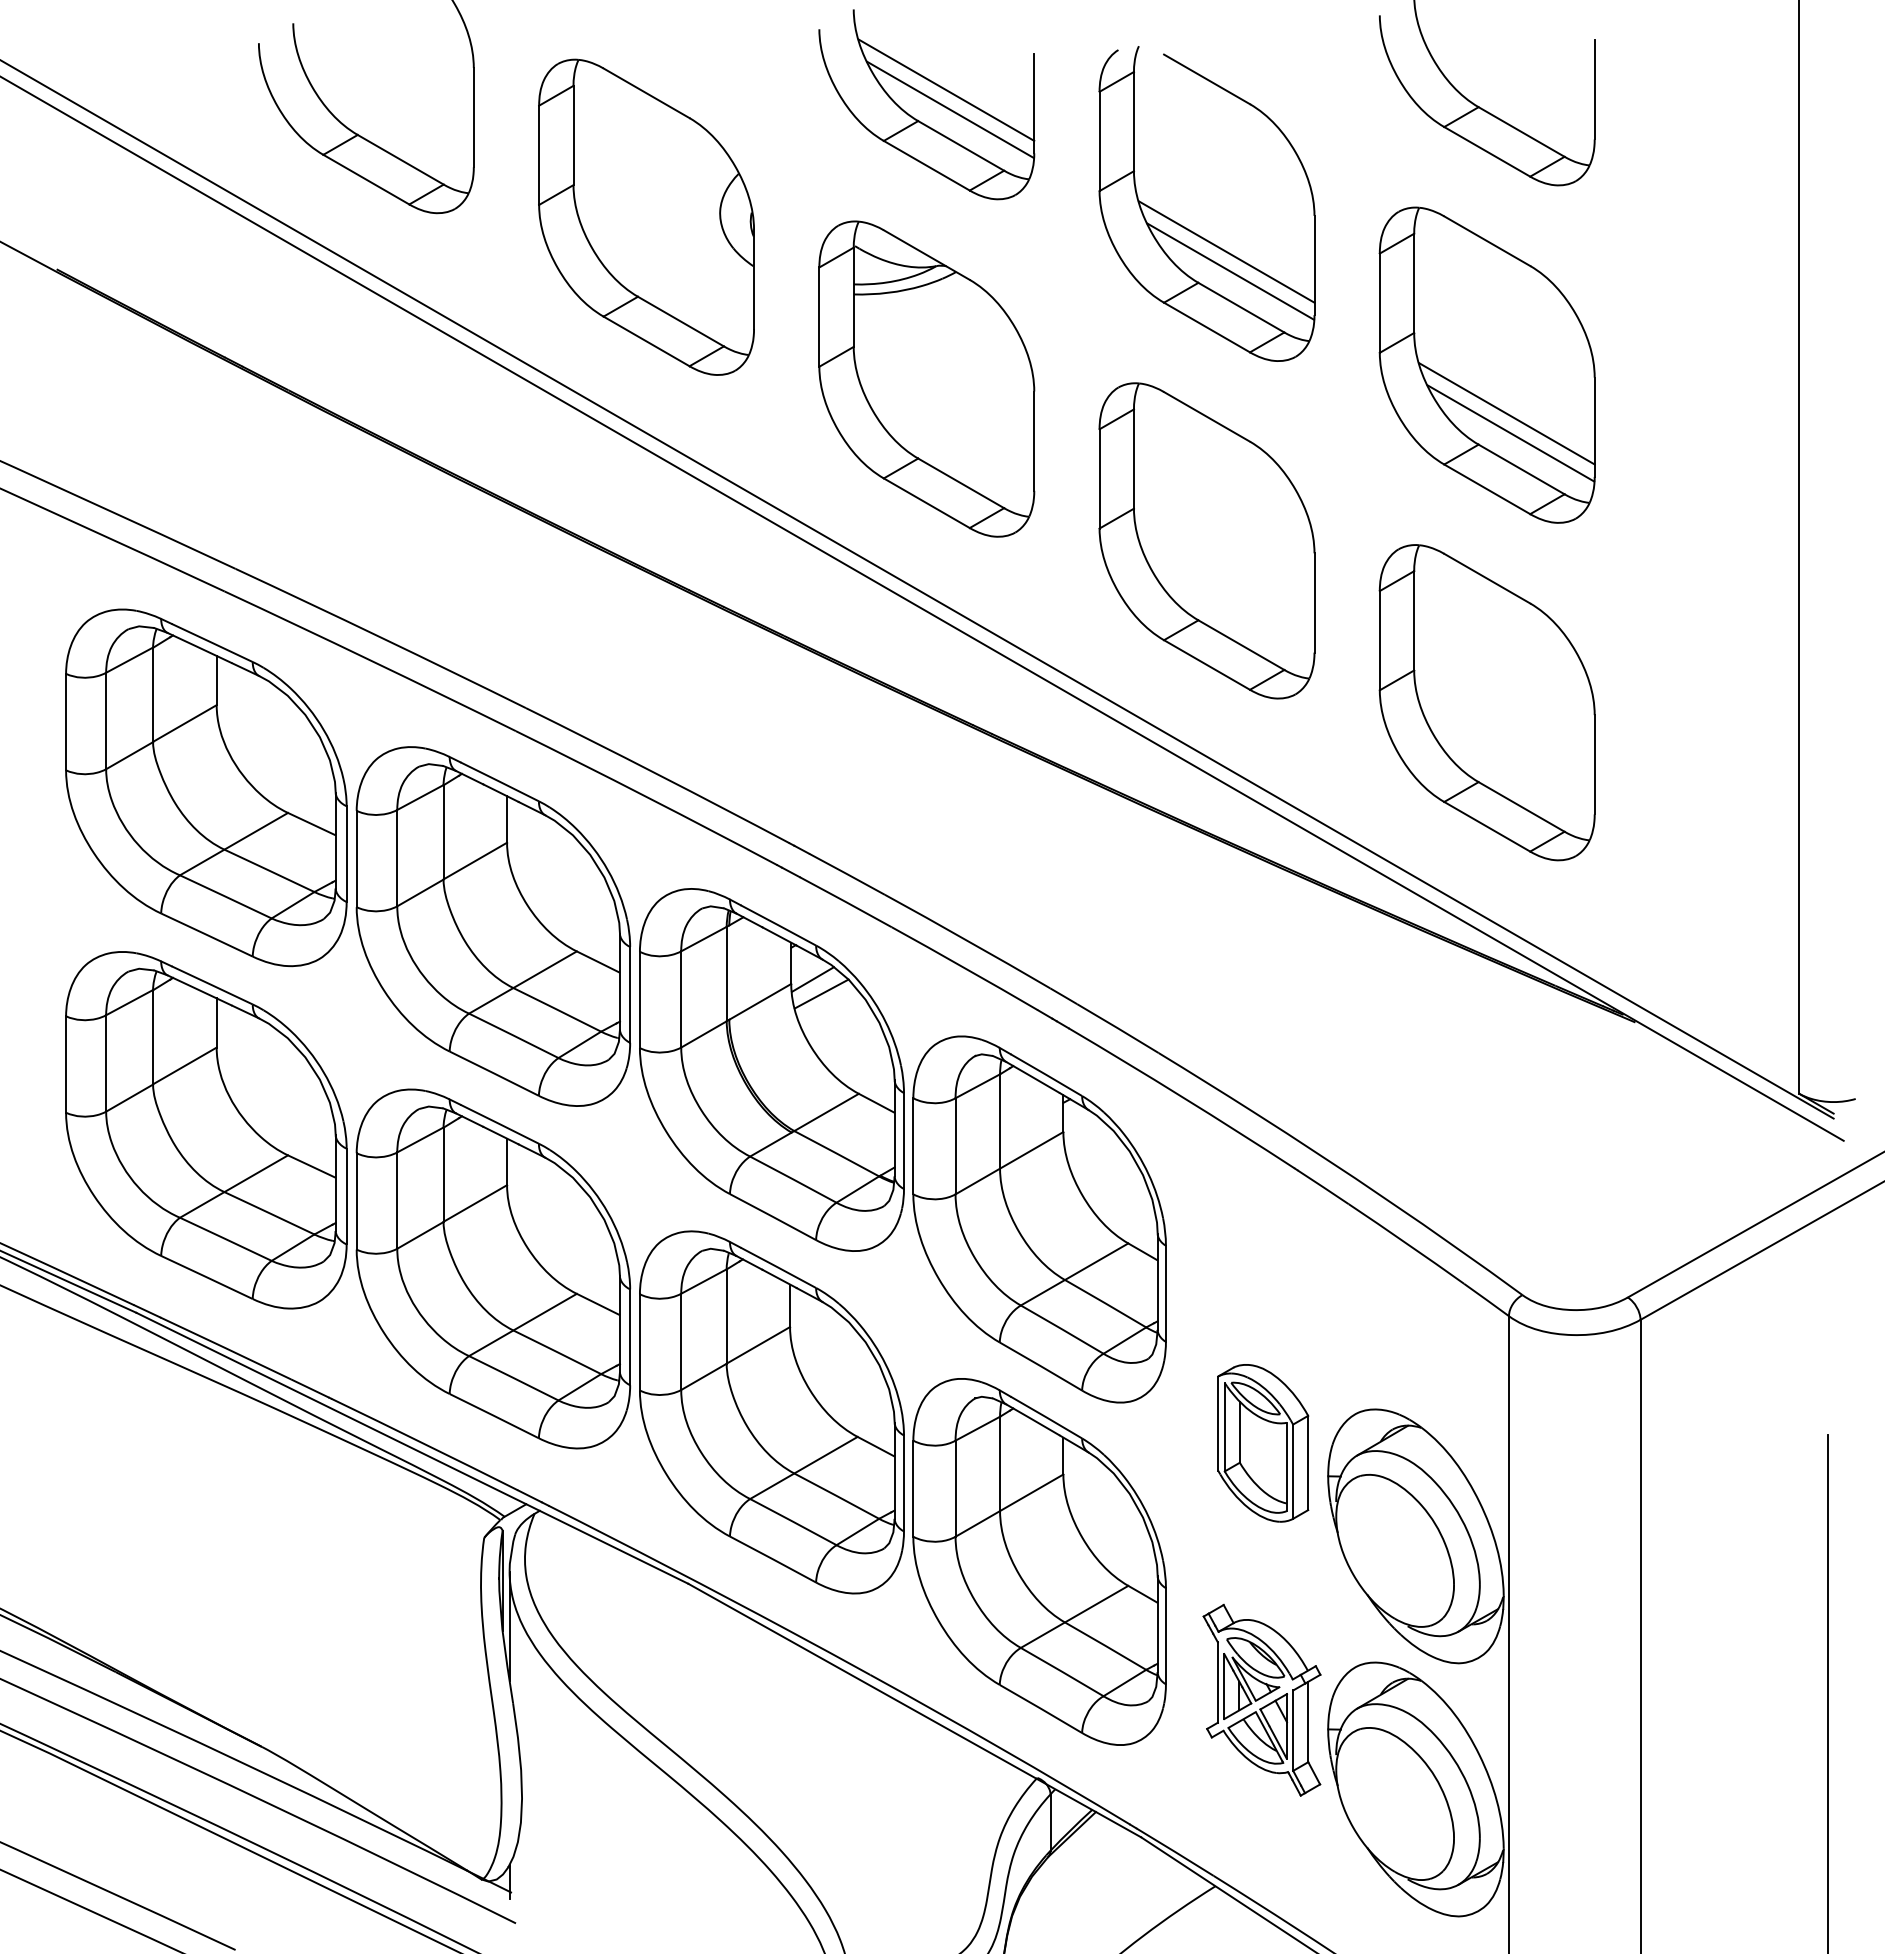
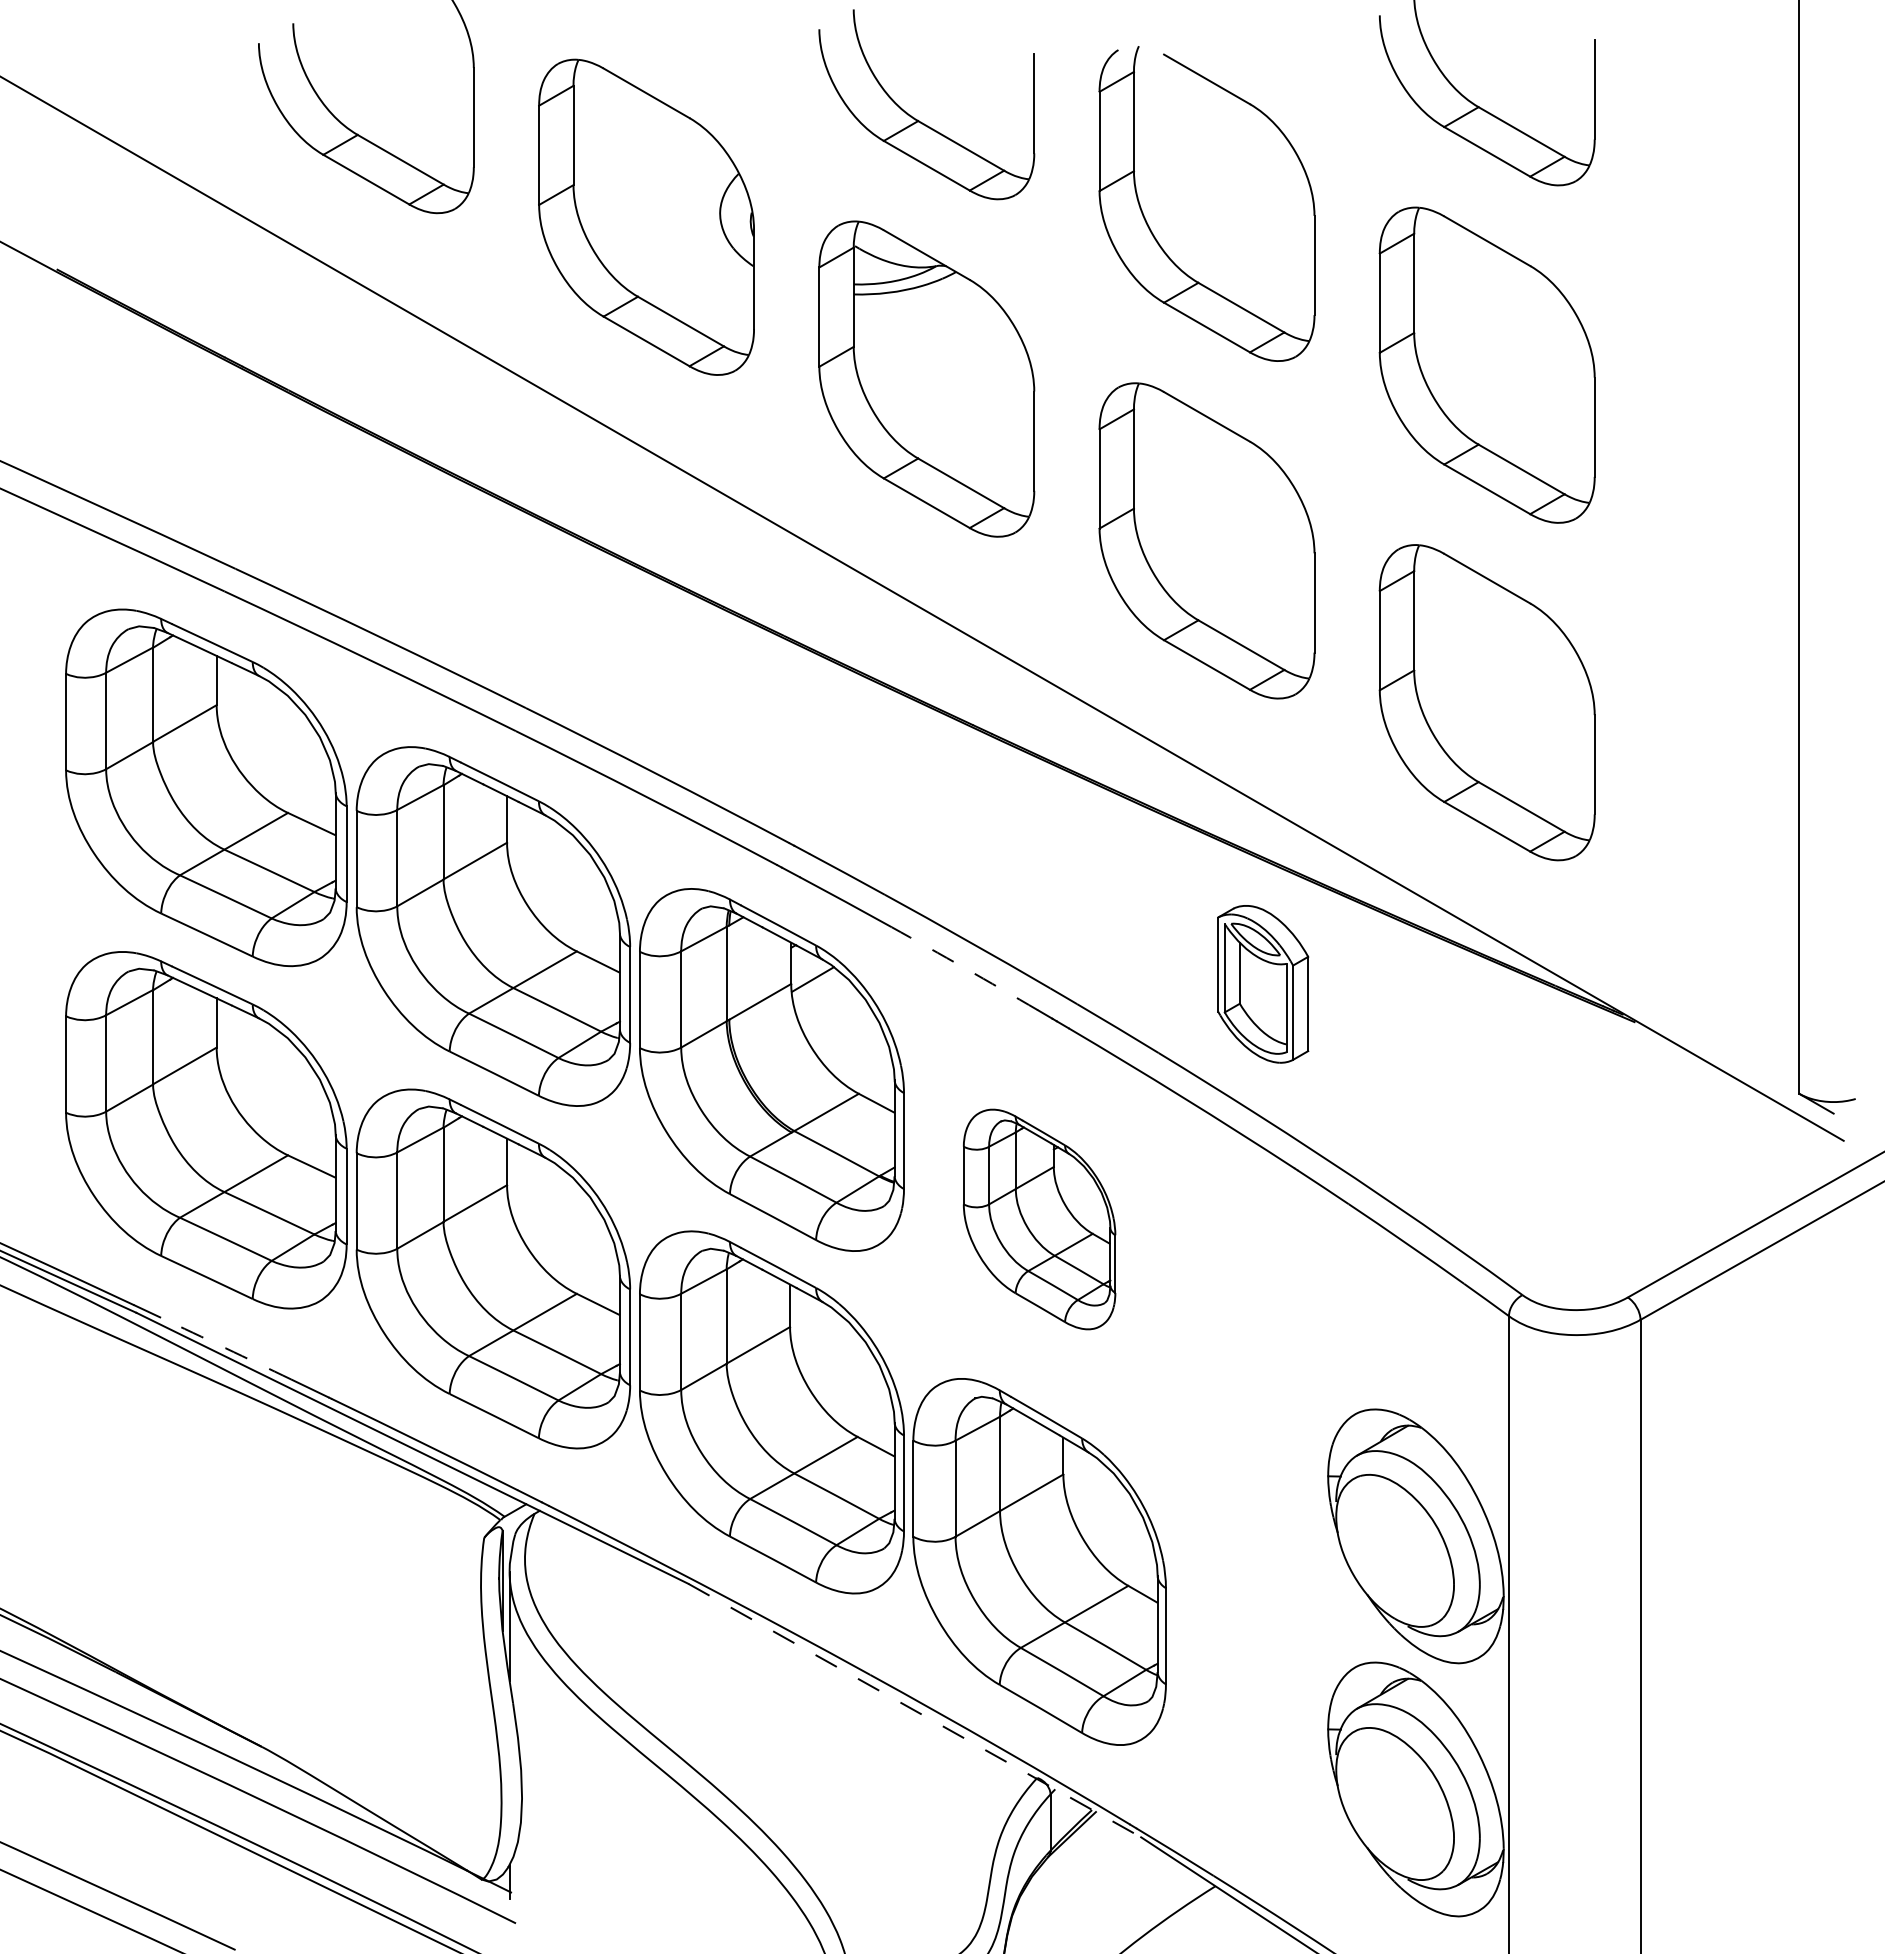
line: present -> none (946, 89)
line: present -> none (950, 109)
line: present -> none (1226, 251)
line: present -> none (1230, 271)
line: present -> none (1506, 413)
line: present -> none (1510, 433)
line: present -> none (917, 589)
arc: solid -> dashed (965, 968)
line: present -> none (821, 993)
part size: 255x369 px -> 155x223 px (1039, 1219)
arc: solid -> dashed (225, 1348)
part position: (1263, 1443) -> (1263, 984) (1263, 984)
line: present -> none (1828, 1692)
part: present -> none (1261, 1699)
line: solid -> dashed (915, 1710)
